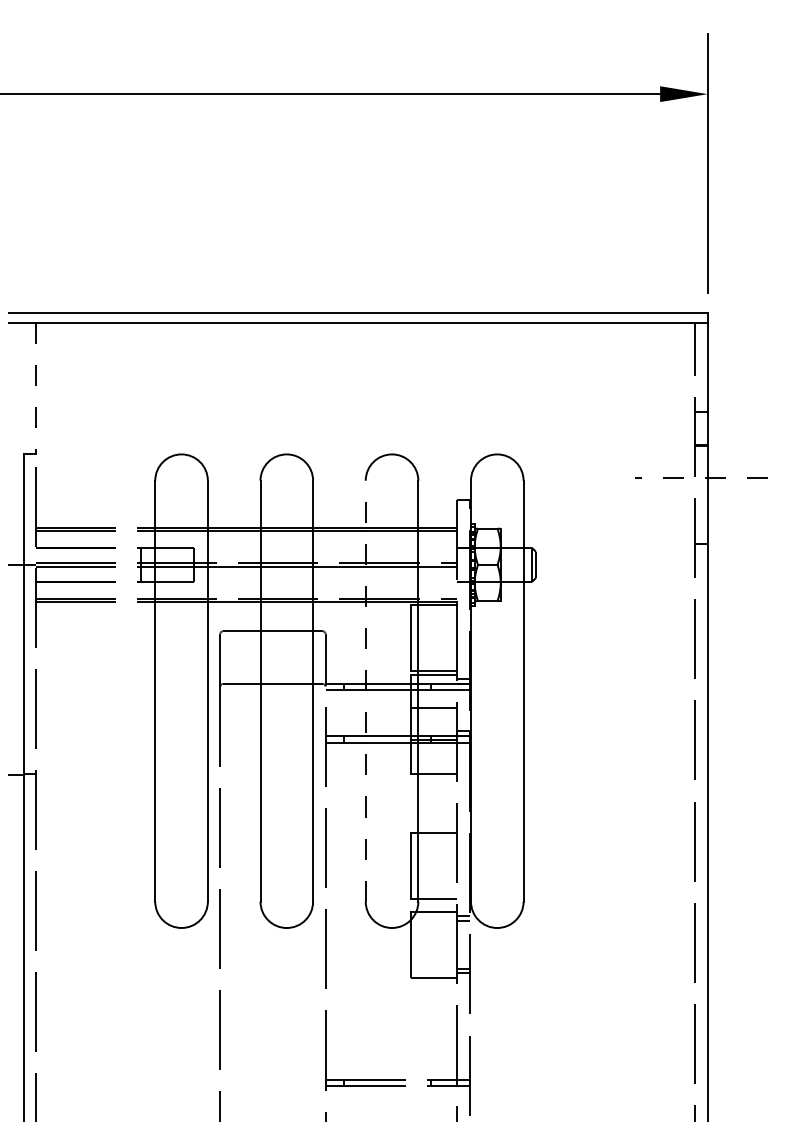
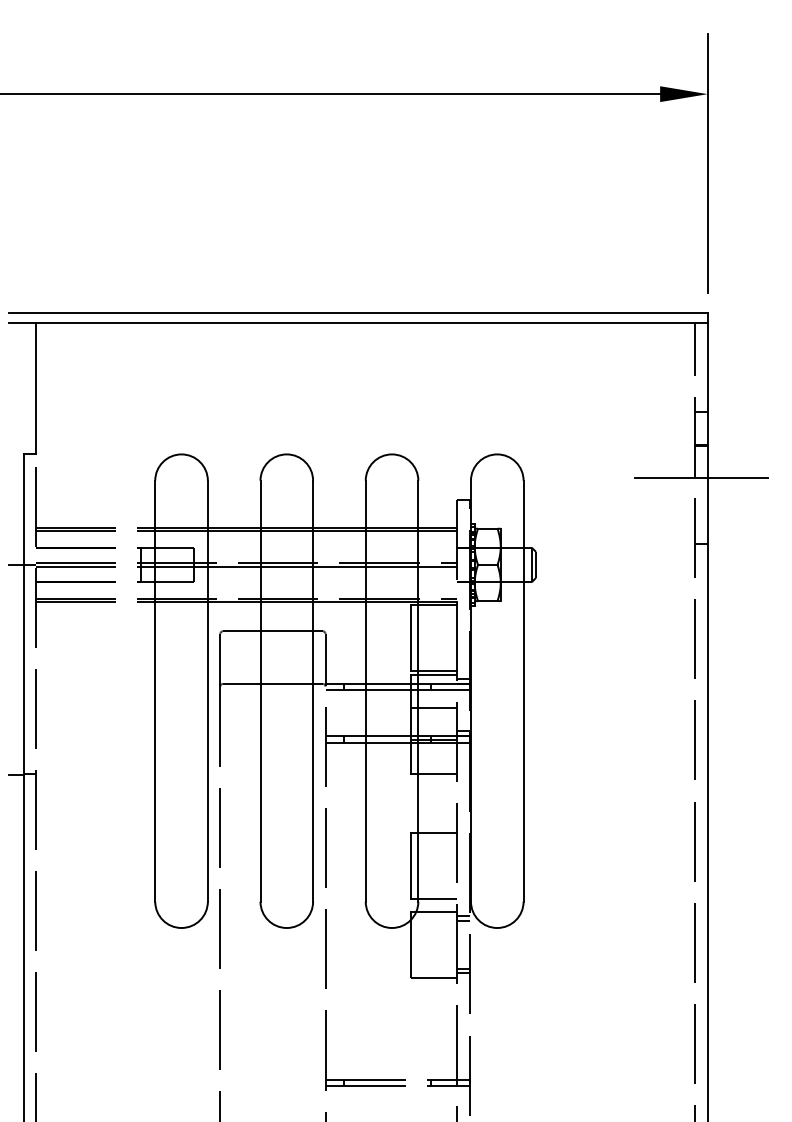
line: dashed -> solid (36, 388)
line: dashed -> solid (701, 478)
line: dashed -> solid (365, 690)
